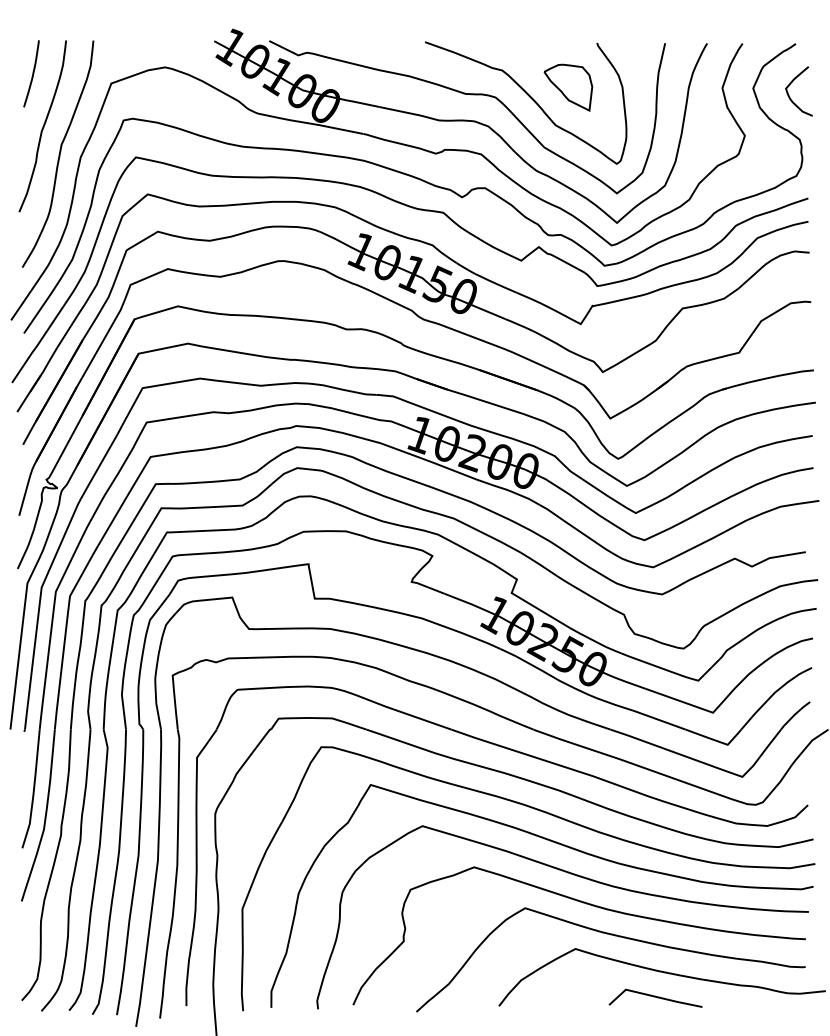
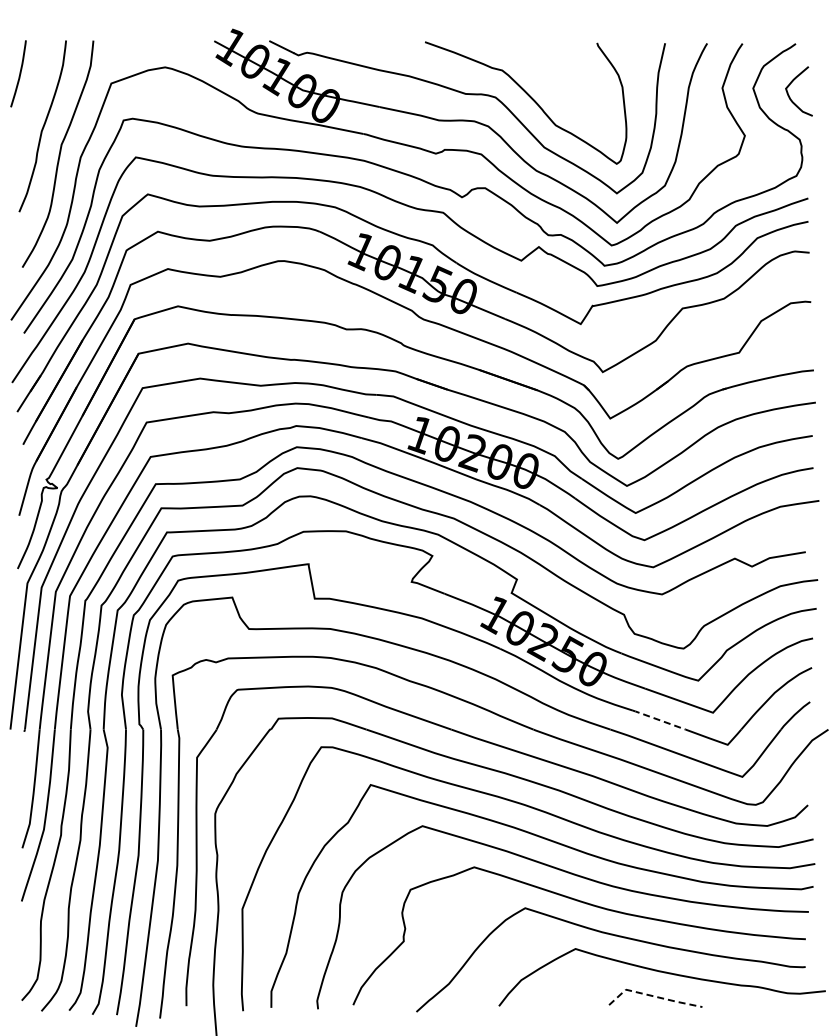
curve position: (32, 73) -> (19, 73) (19, 73)
part: present -> none (568, 87)
line: solid -> dashed (658, 719)
line: solid -> dashed (652, 996)
